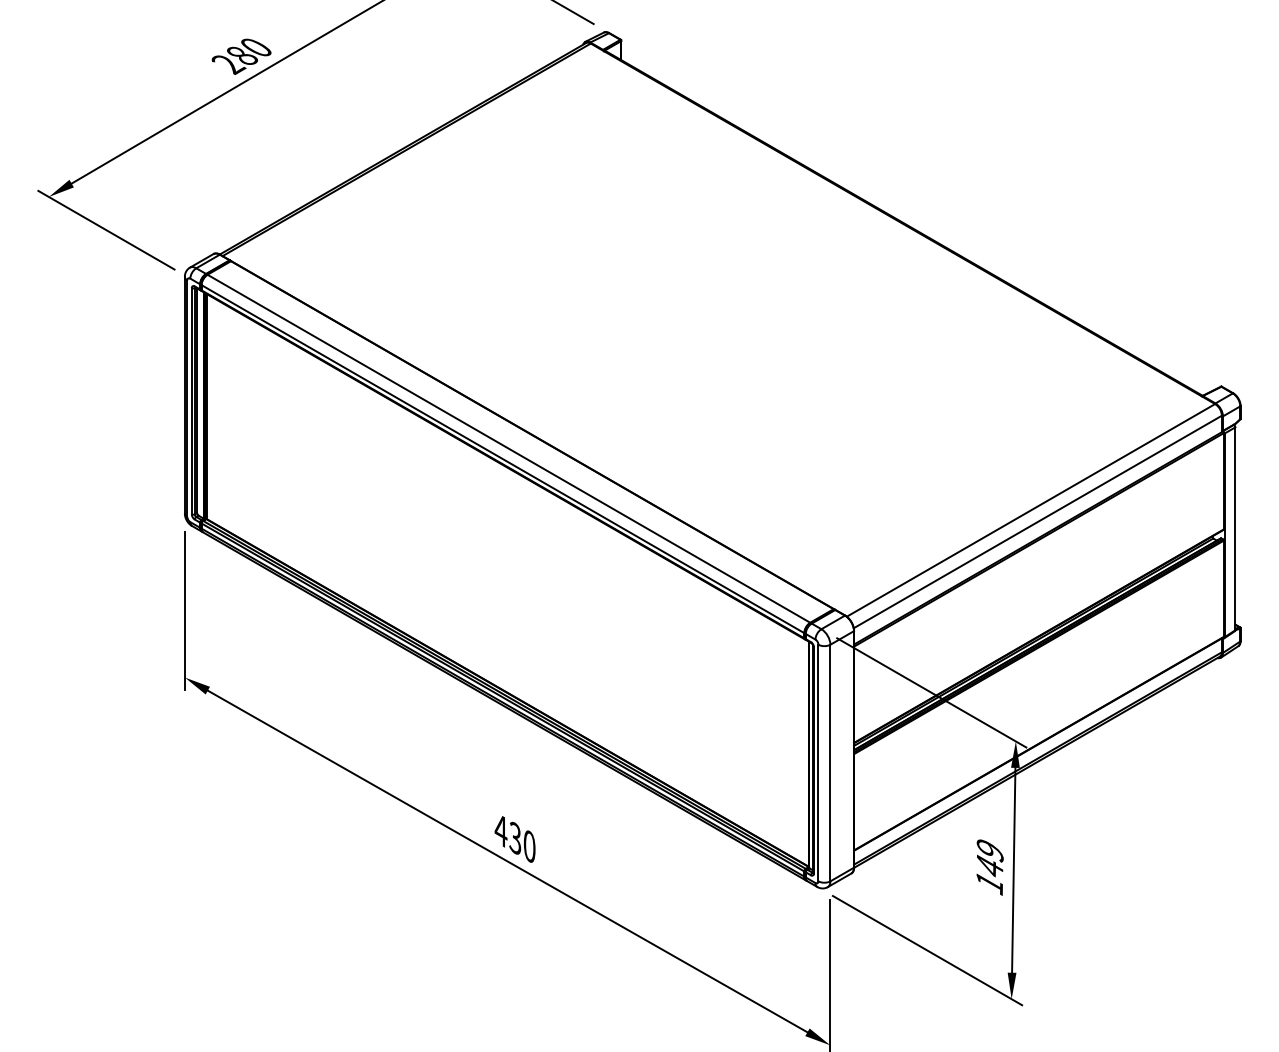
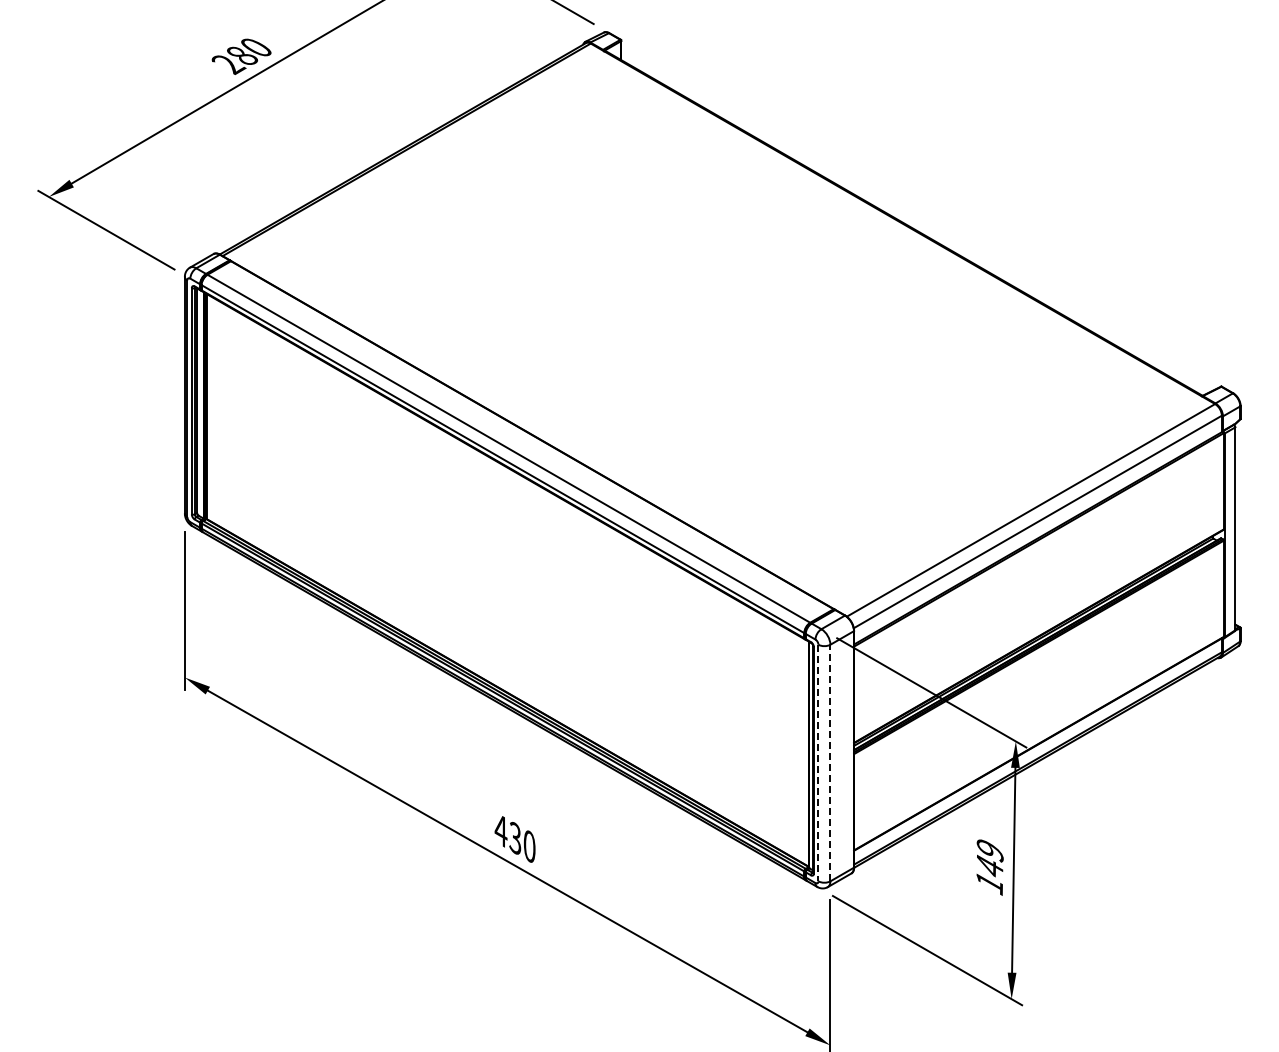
line: solid -> dashed (830, 762)
line: solid -> dashed (818, 763)
